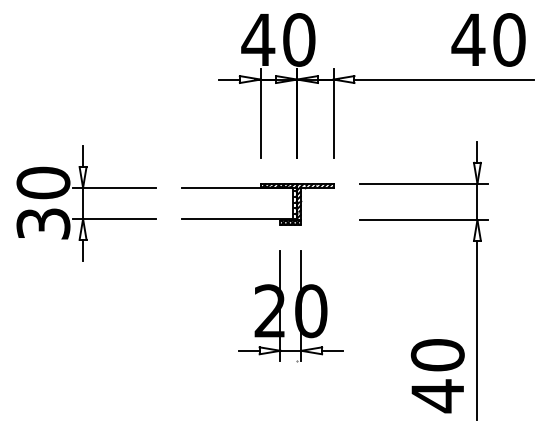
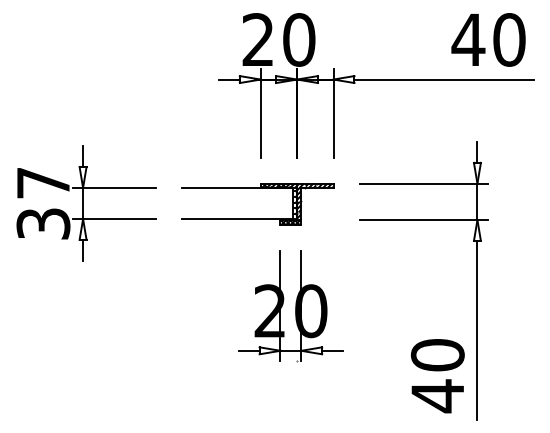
text: 40 -> 20 (258, 39)
text: 30 -> 37 (43, 182)
